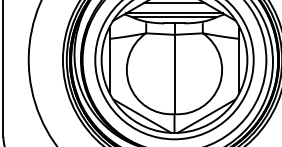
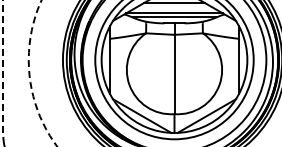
line: solid -> dashed (3, 69)
circle: solid -> dashed (42, 73)
